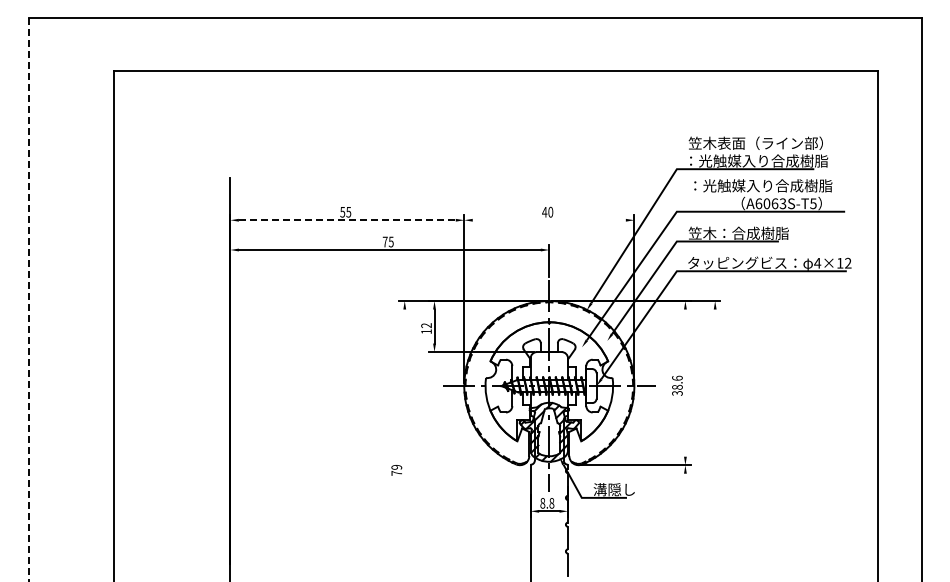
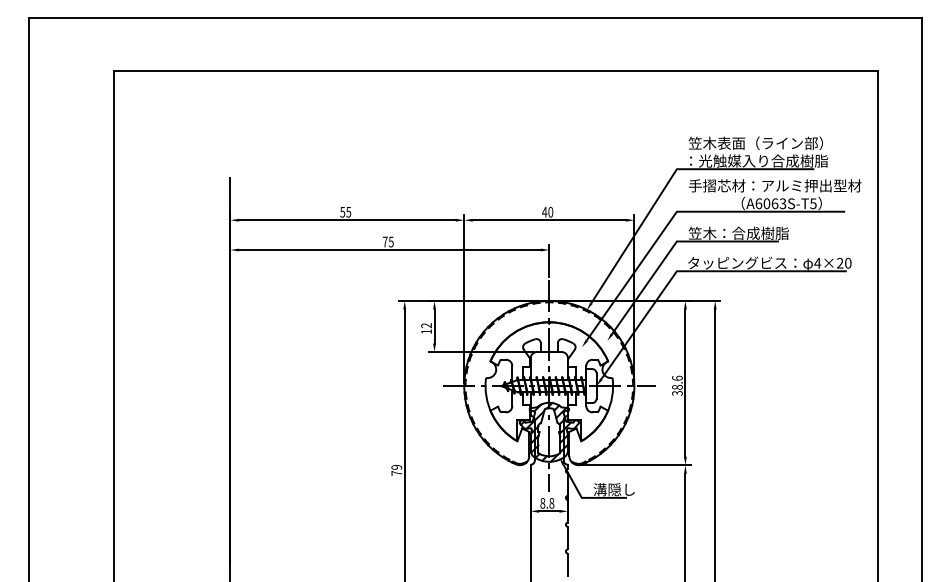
text: ：光触媒入り合成樹脂 -> 手摺芯材：アルミ押出型材 (774, 185)
line: dashed -> solid (347, 220)
line: none -> present (548, 220)
text: 4×12 -> 4×20 (844, 262)
line: dashed -> solid (28, 299)
line: none -> present (685, 382)
line: none -> present (404, 443)
line: none -> present (715, 443)
line: none -> present (685, 525)
